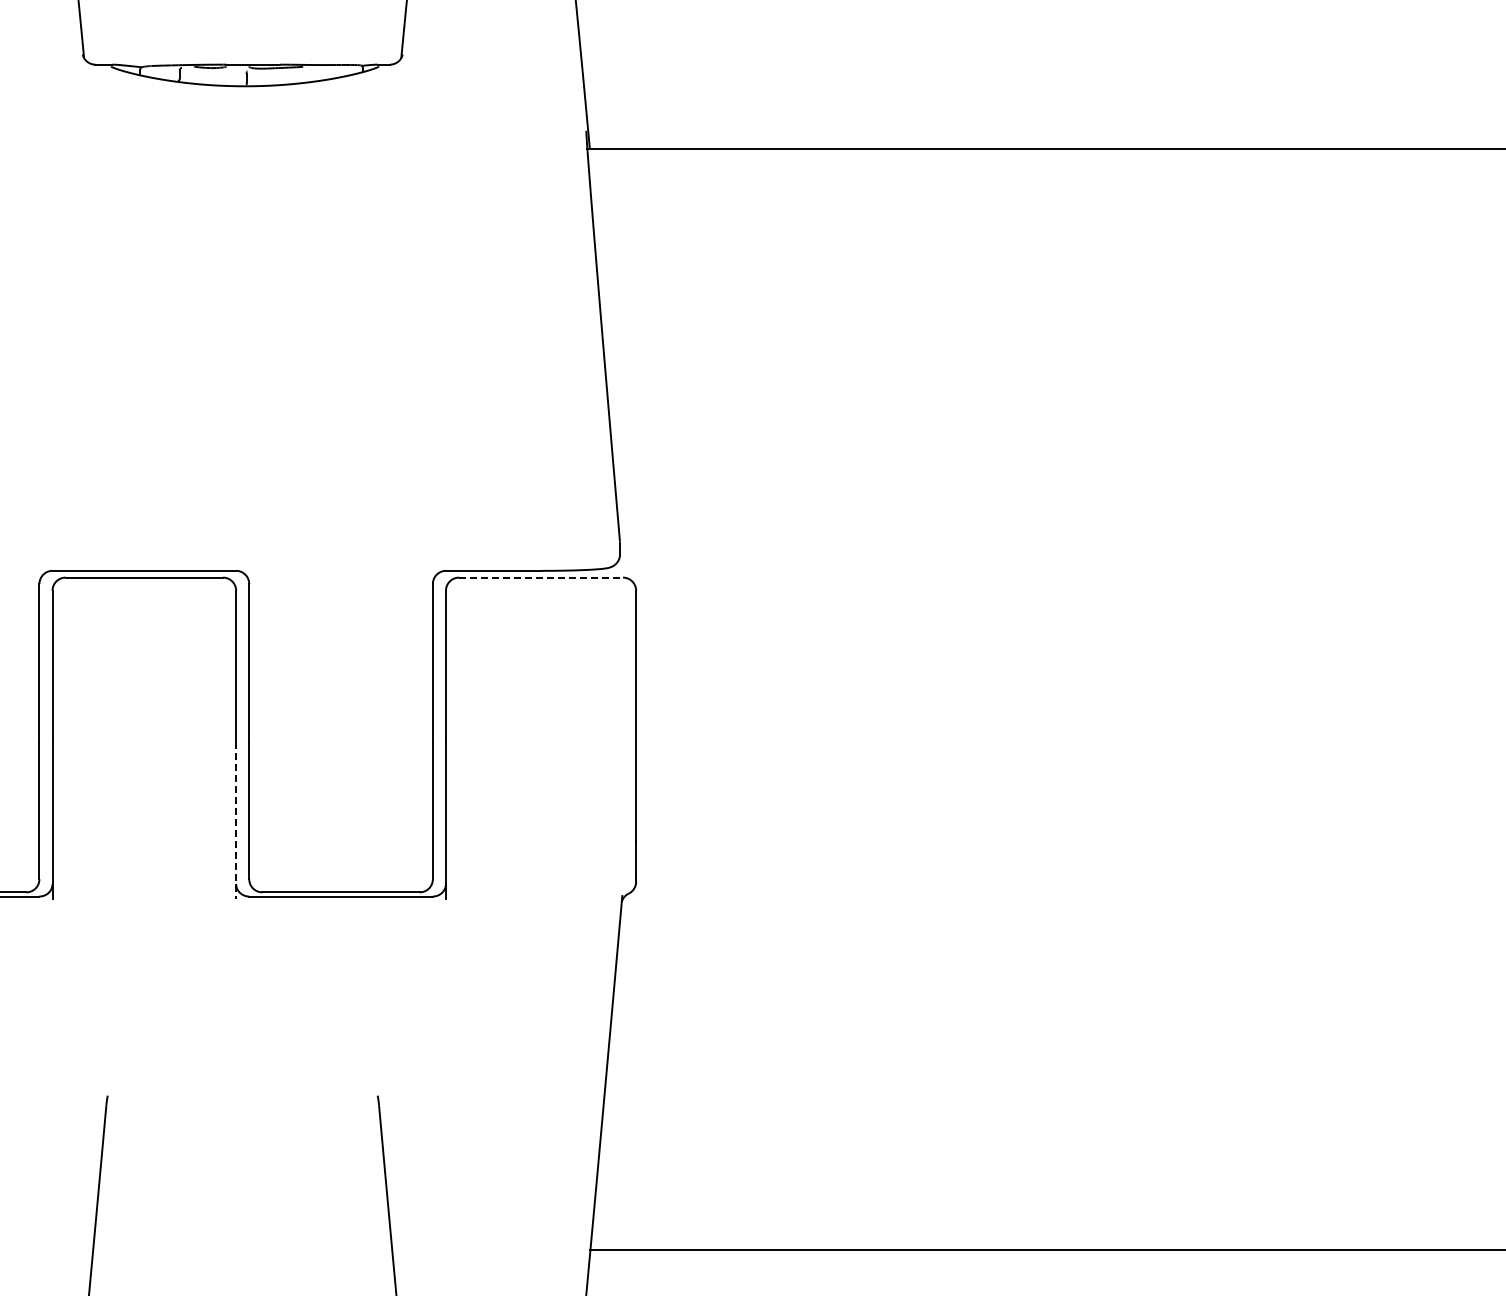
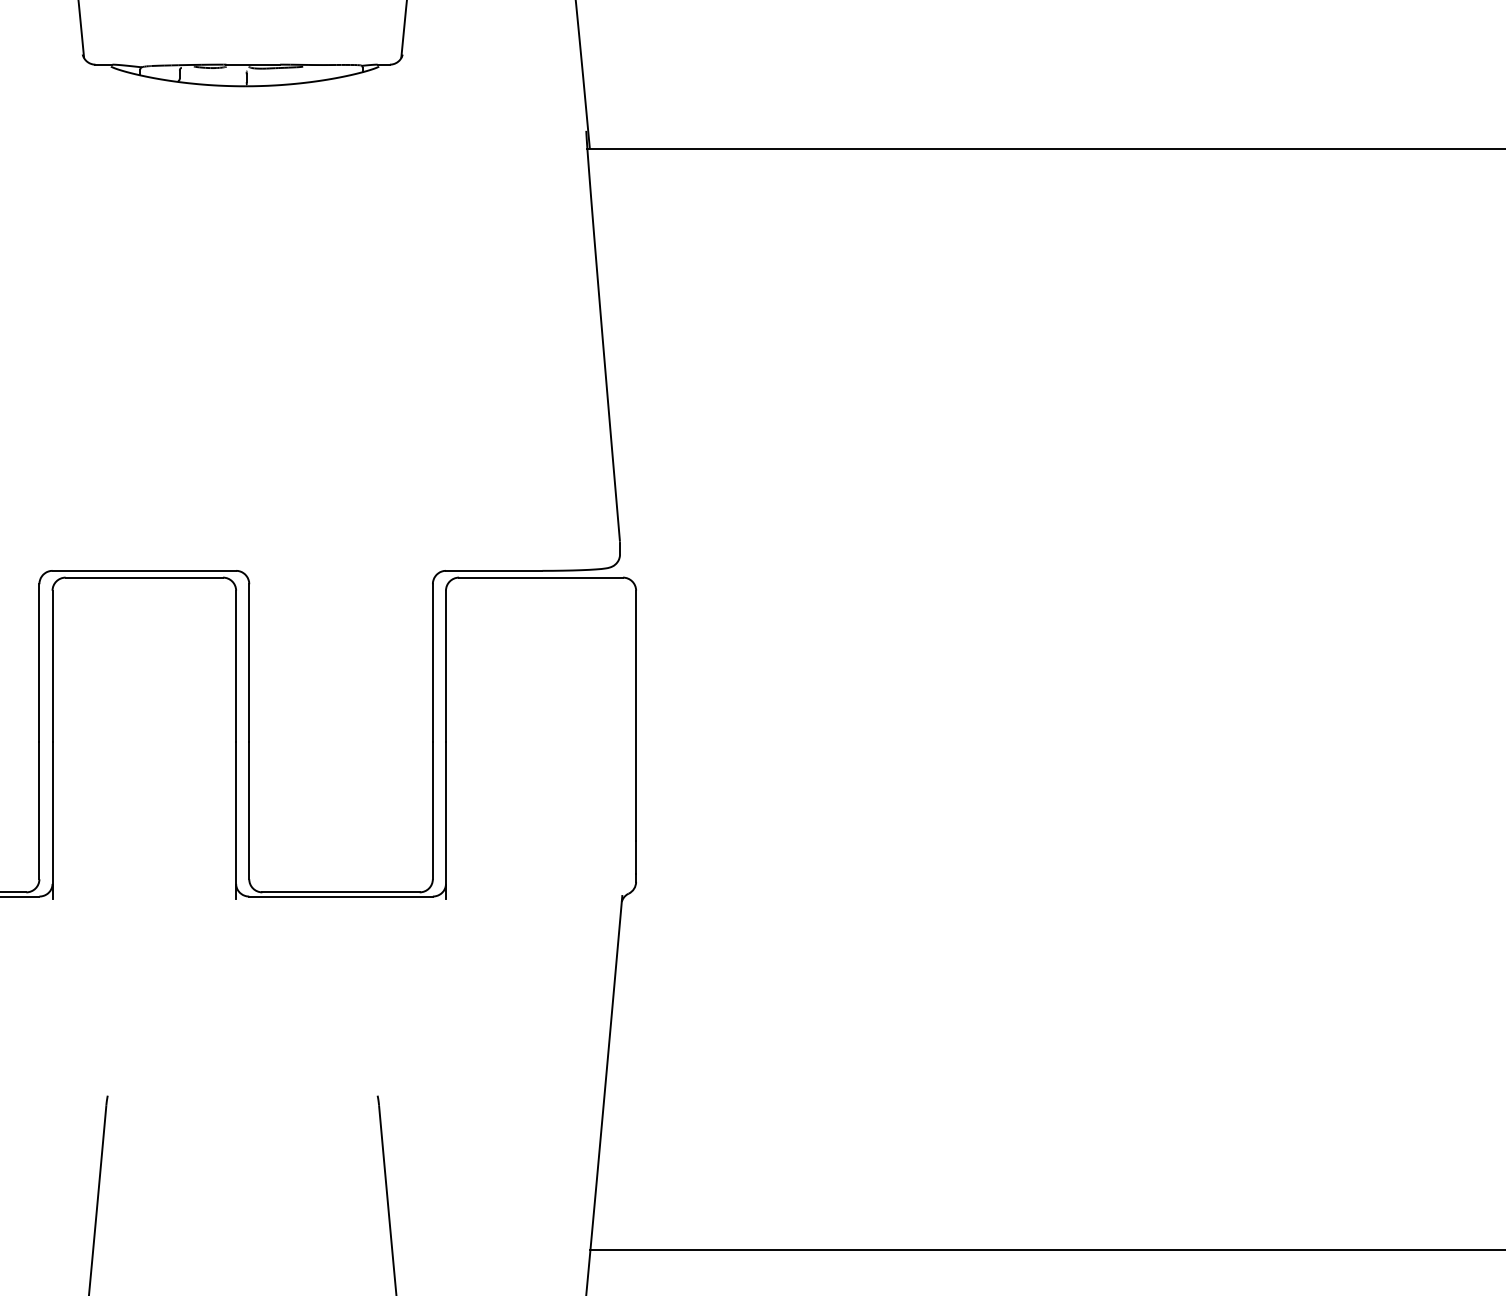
line: dashed -> solid (541, 577)
line: dashed -> solid (236, 820)
